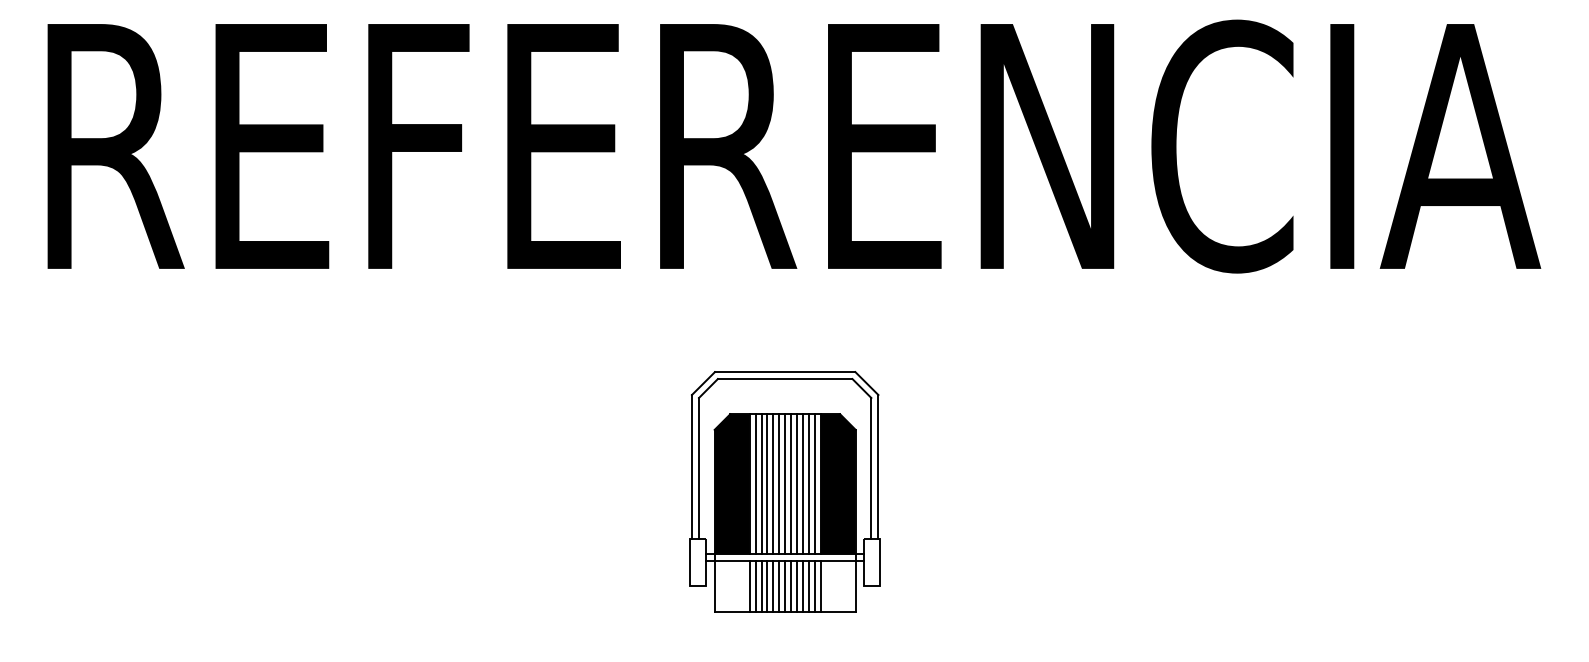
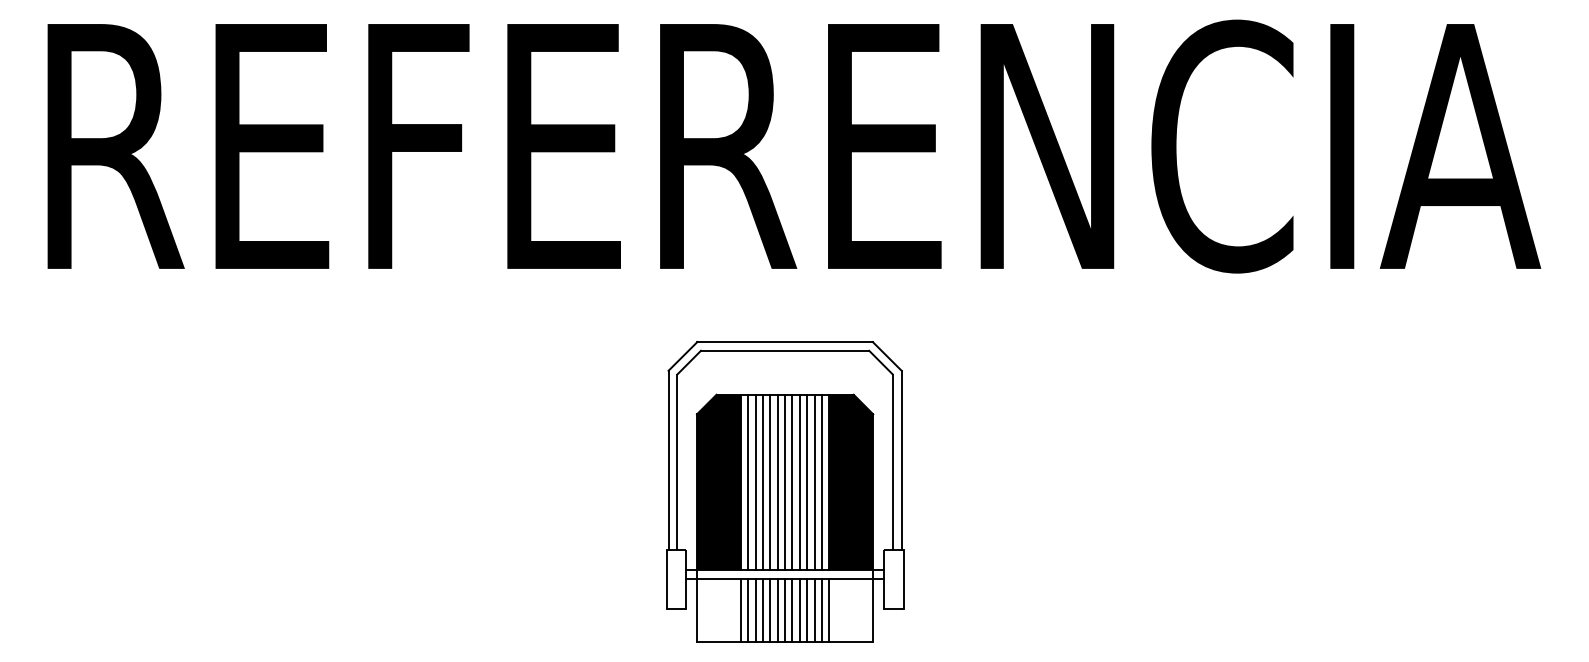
part size: 192x242 px -> 239x302 px (785, 491)
